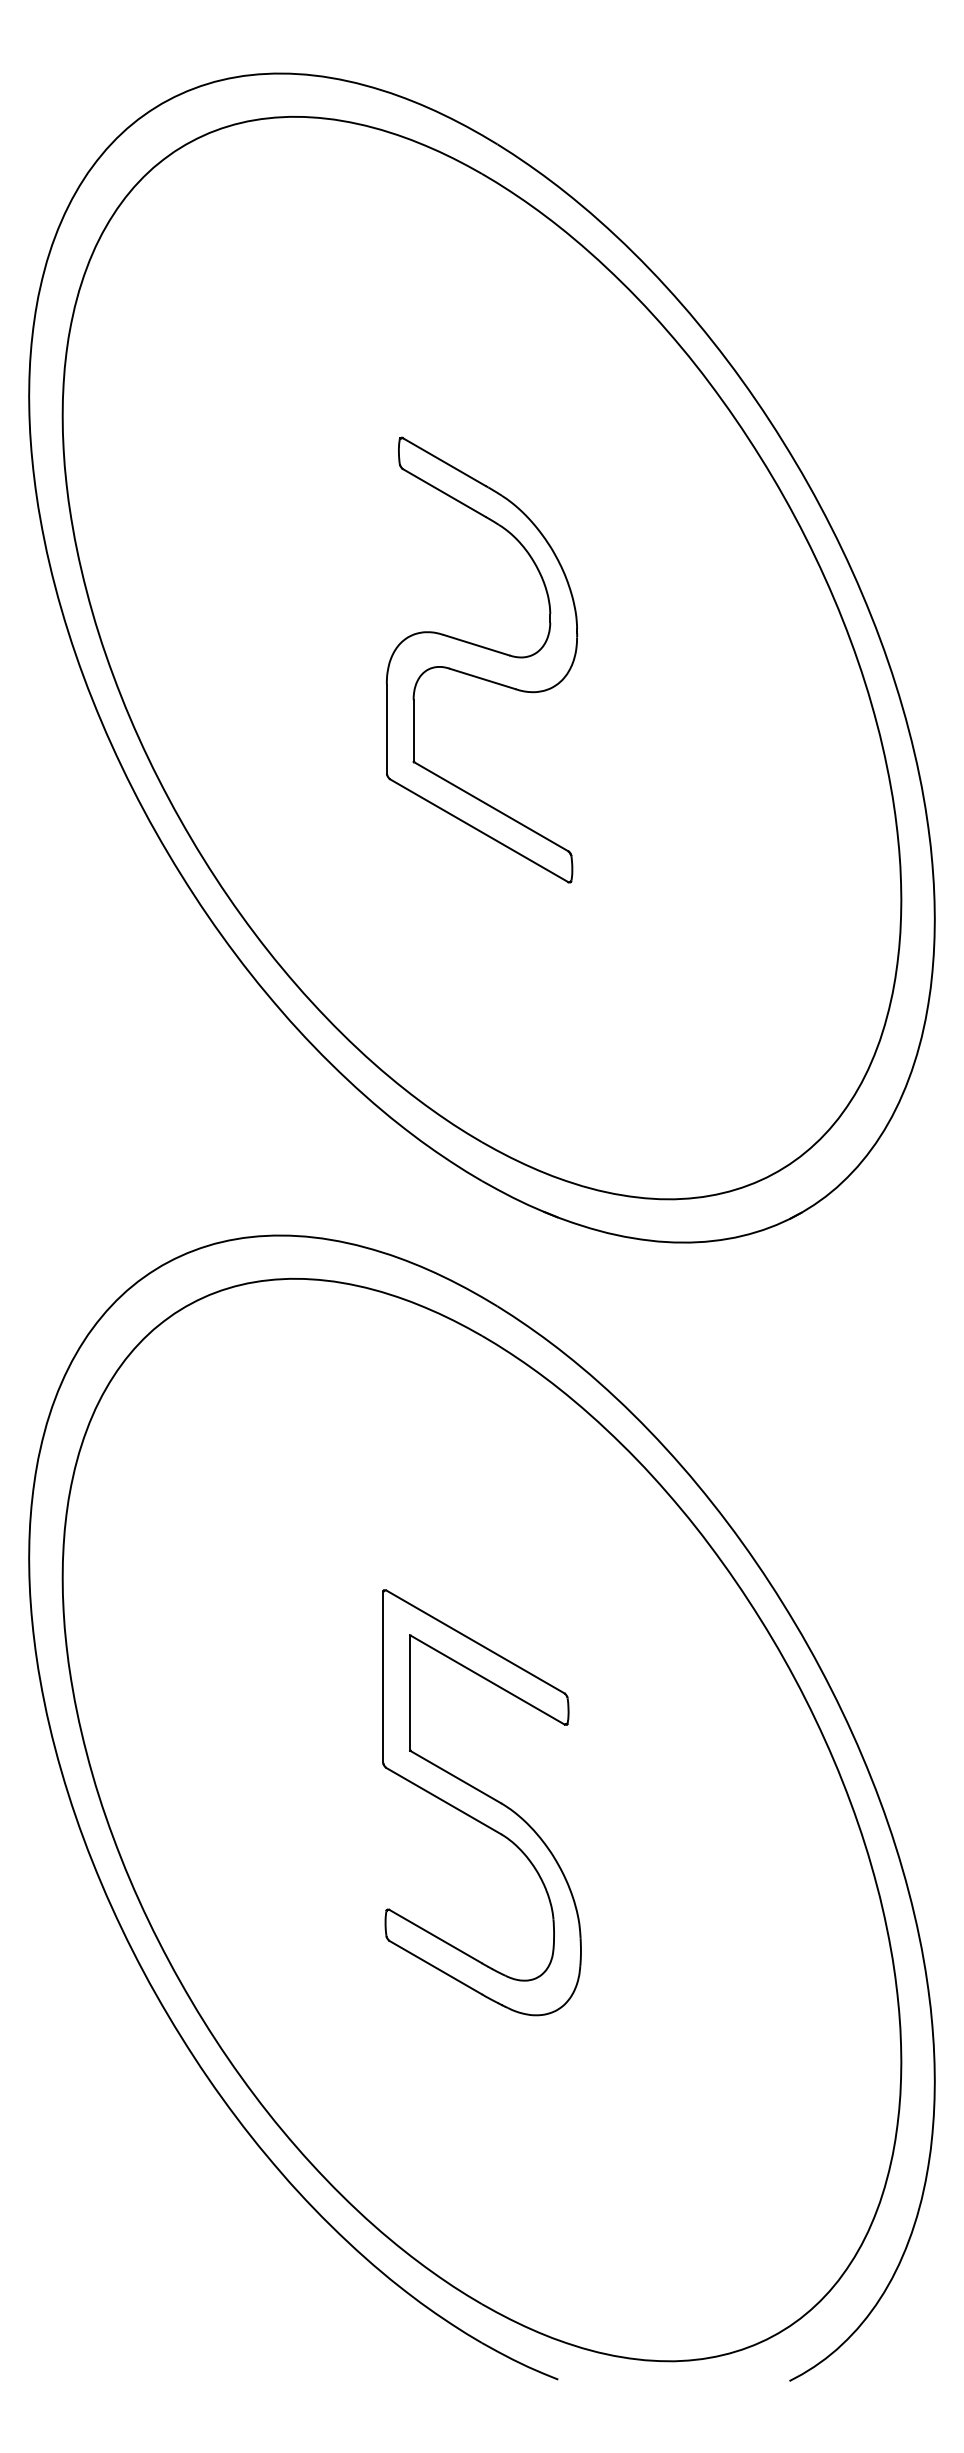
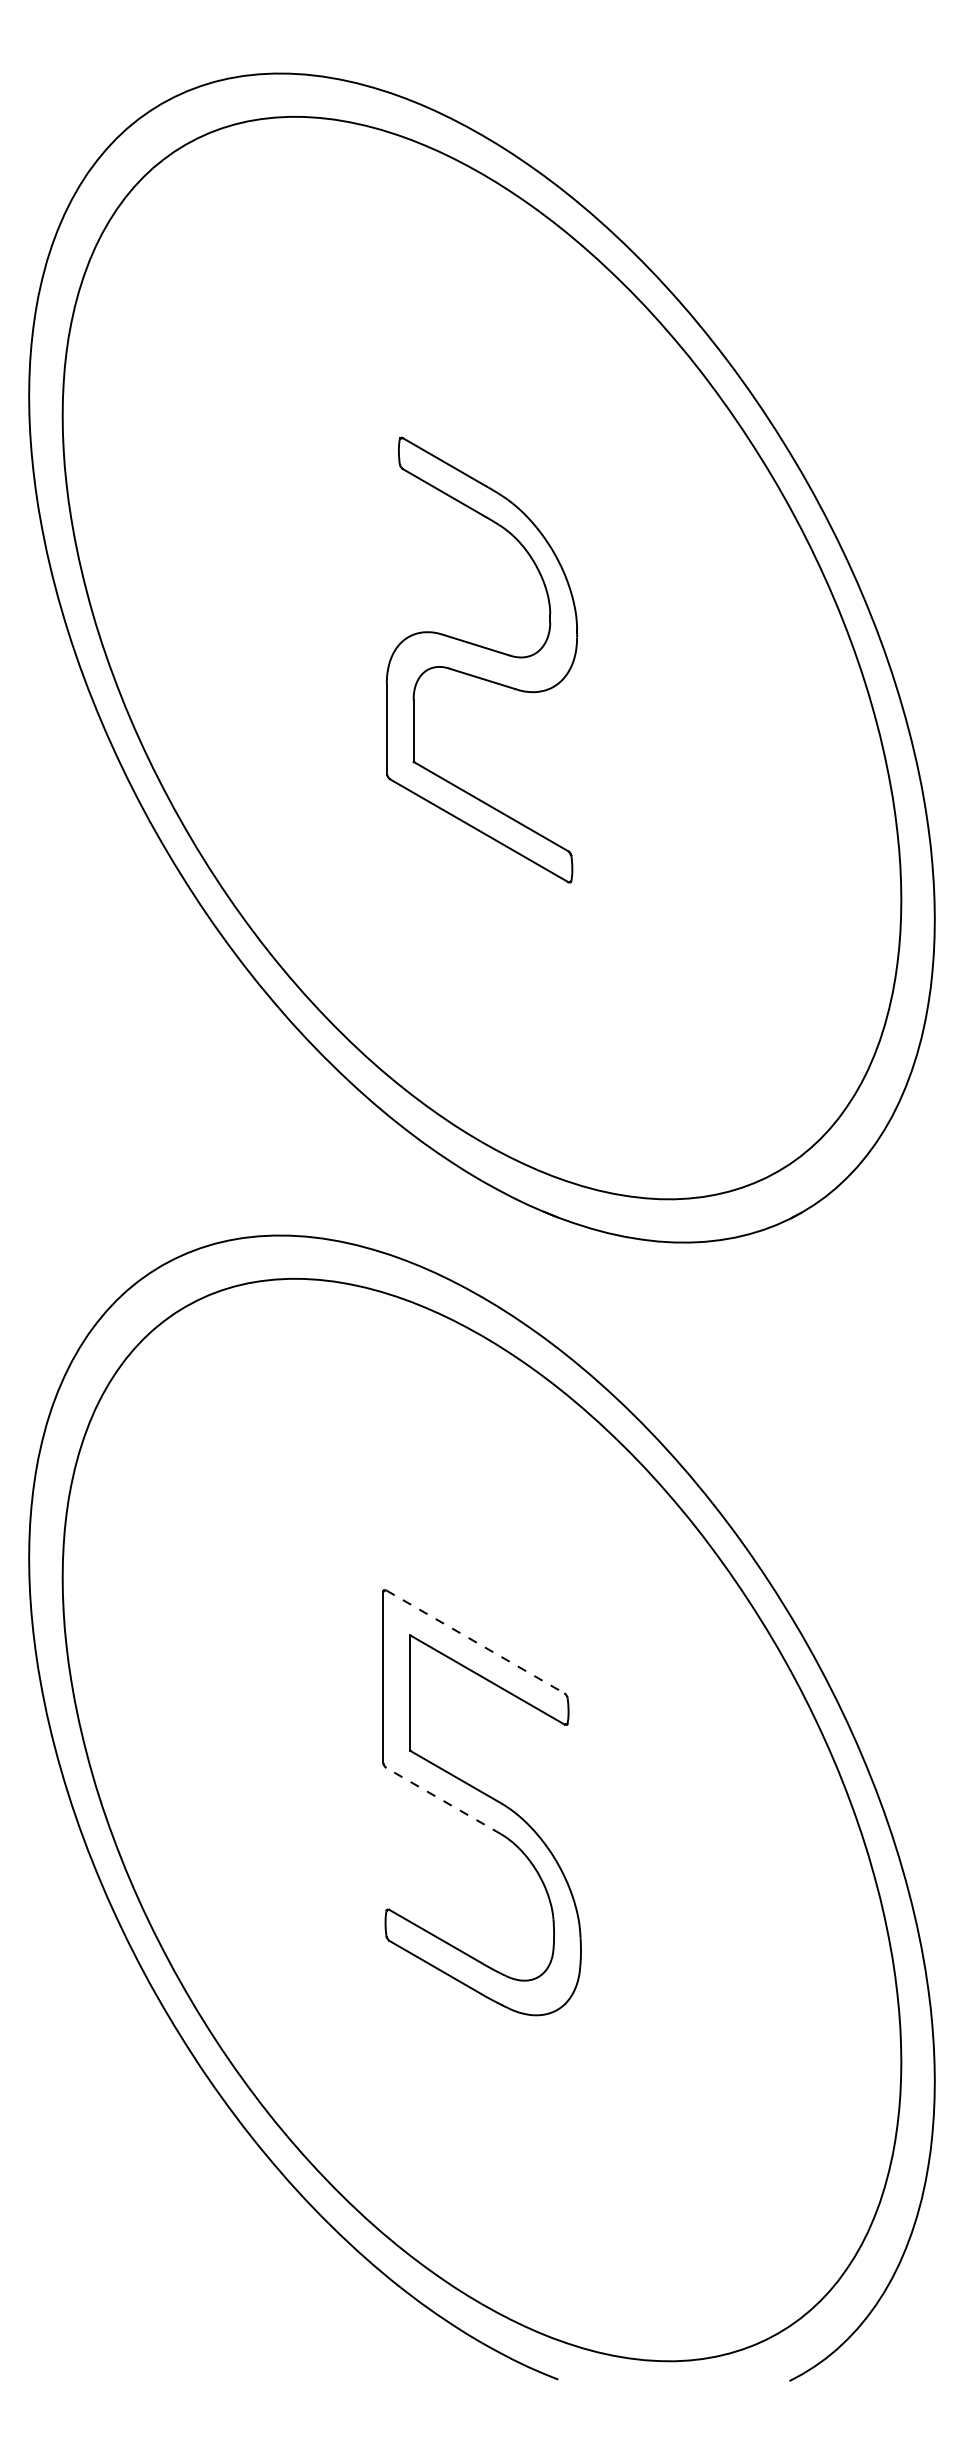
line: solid -> dashed (475, 1641)
line: solid -> dashed (443, 1800)
